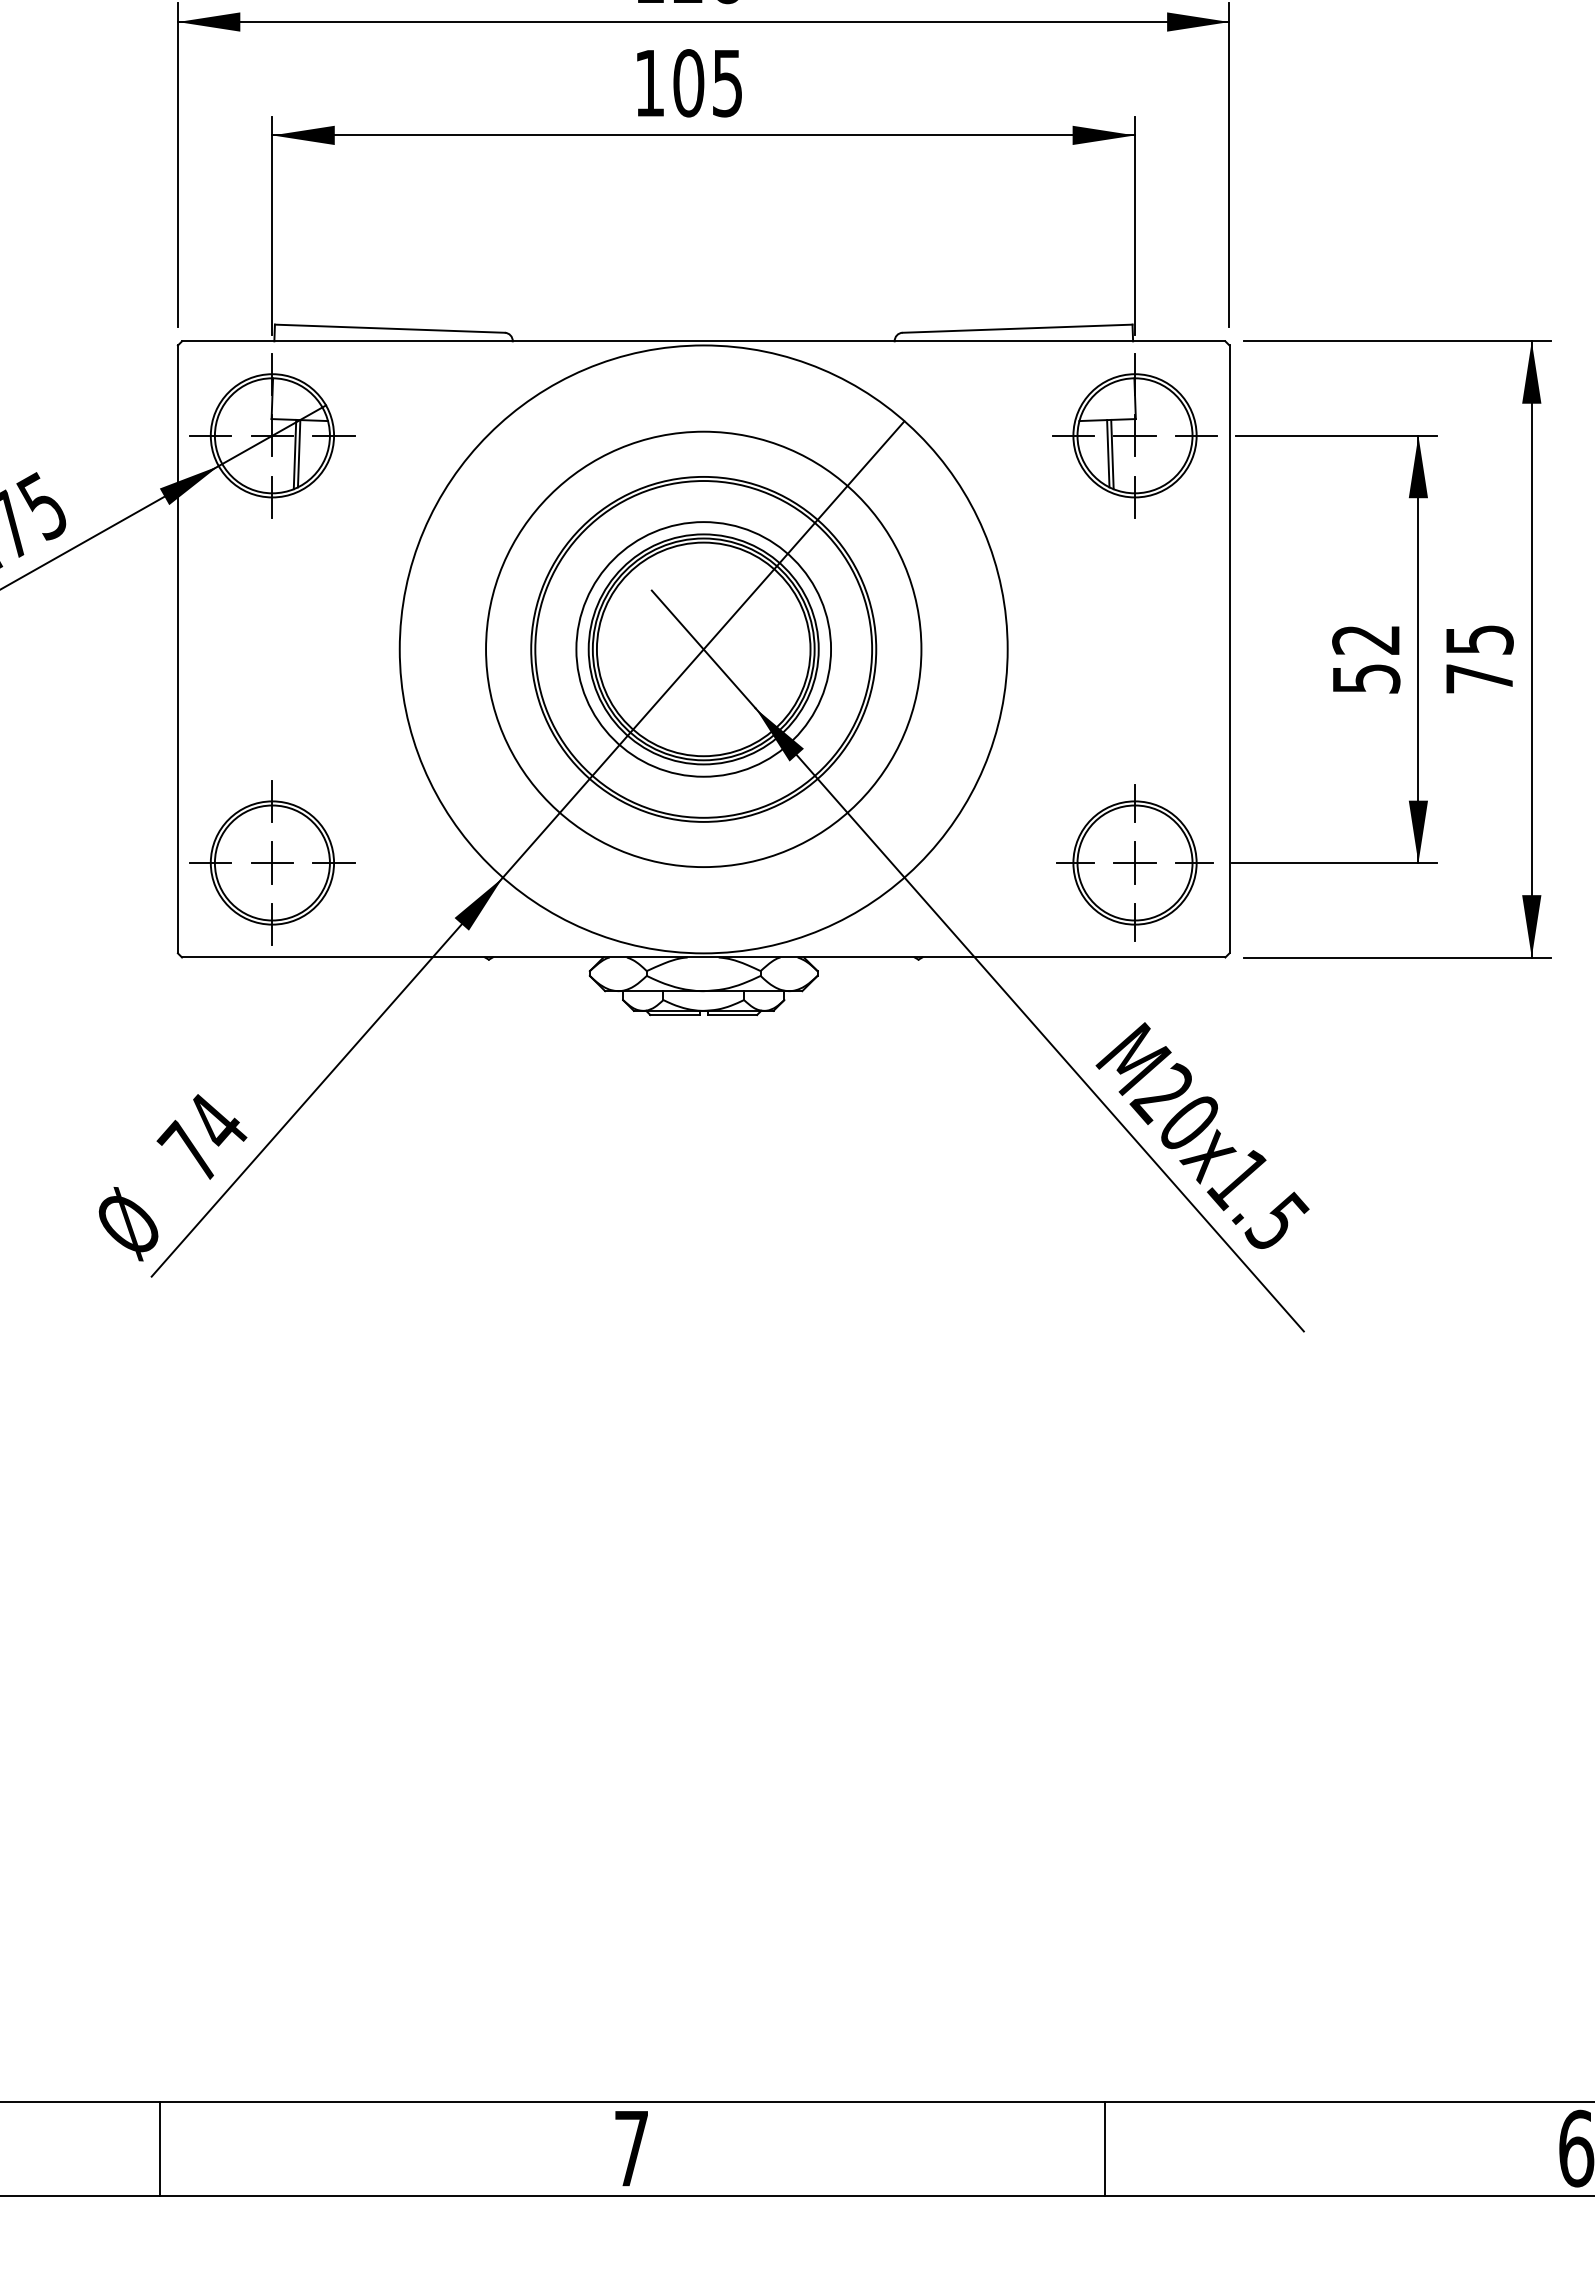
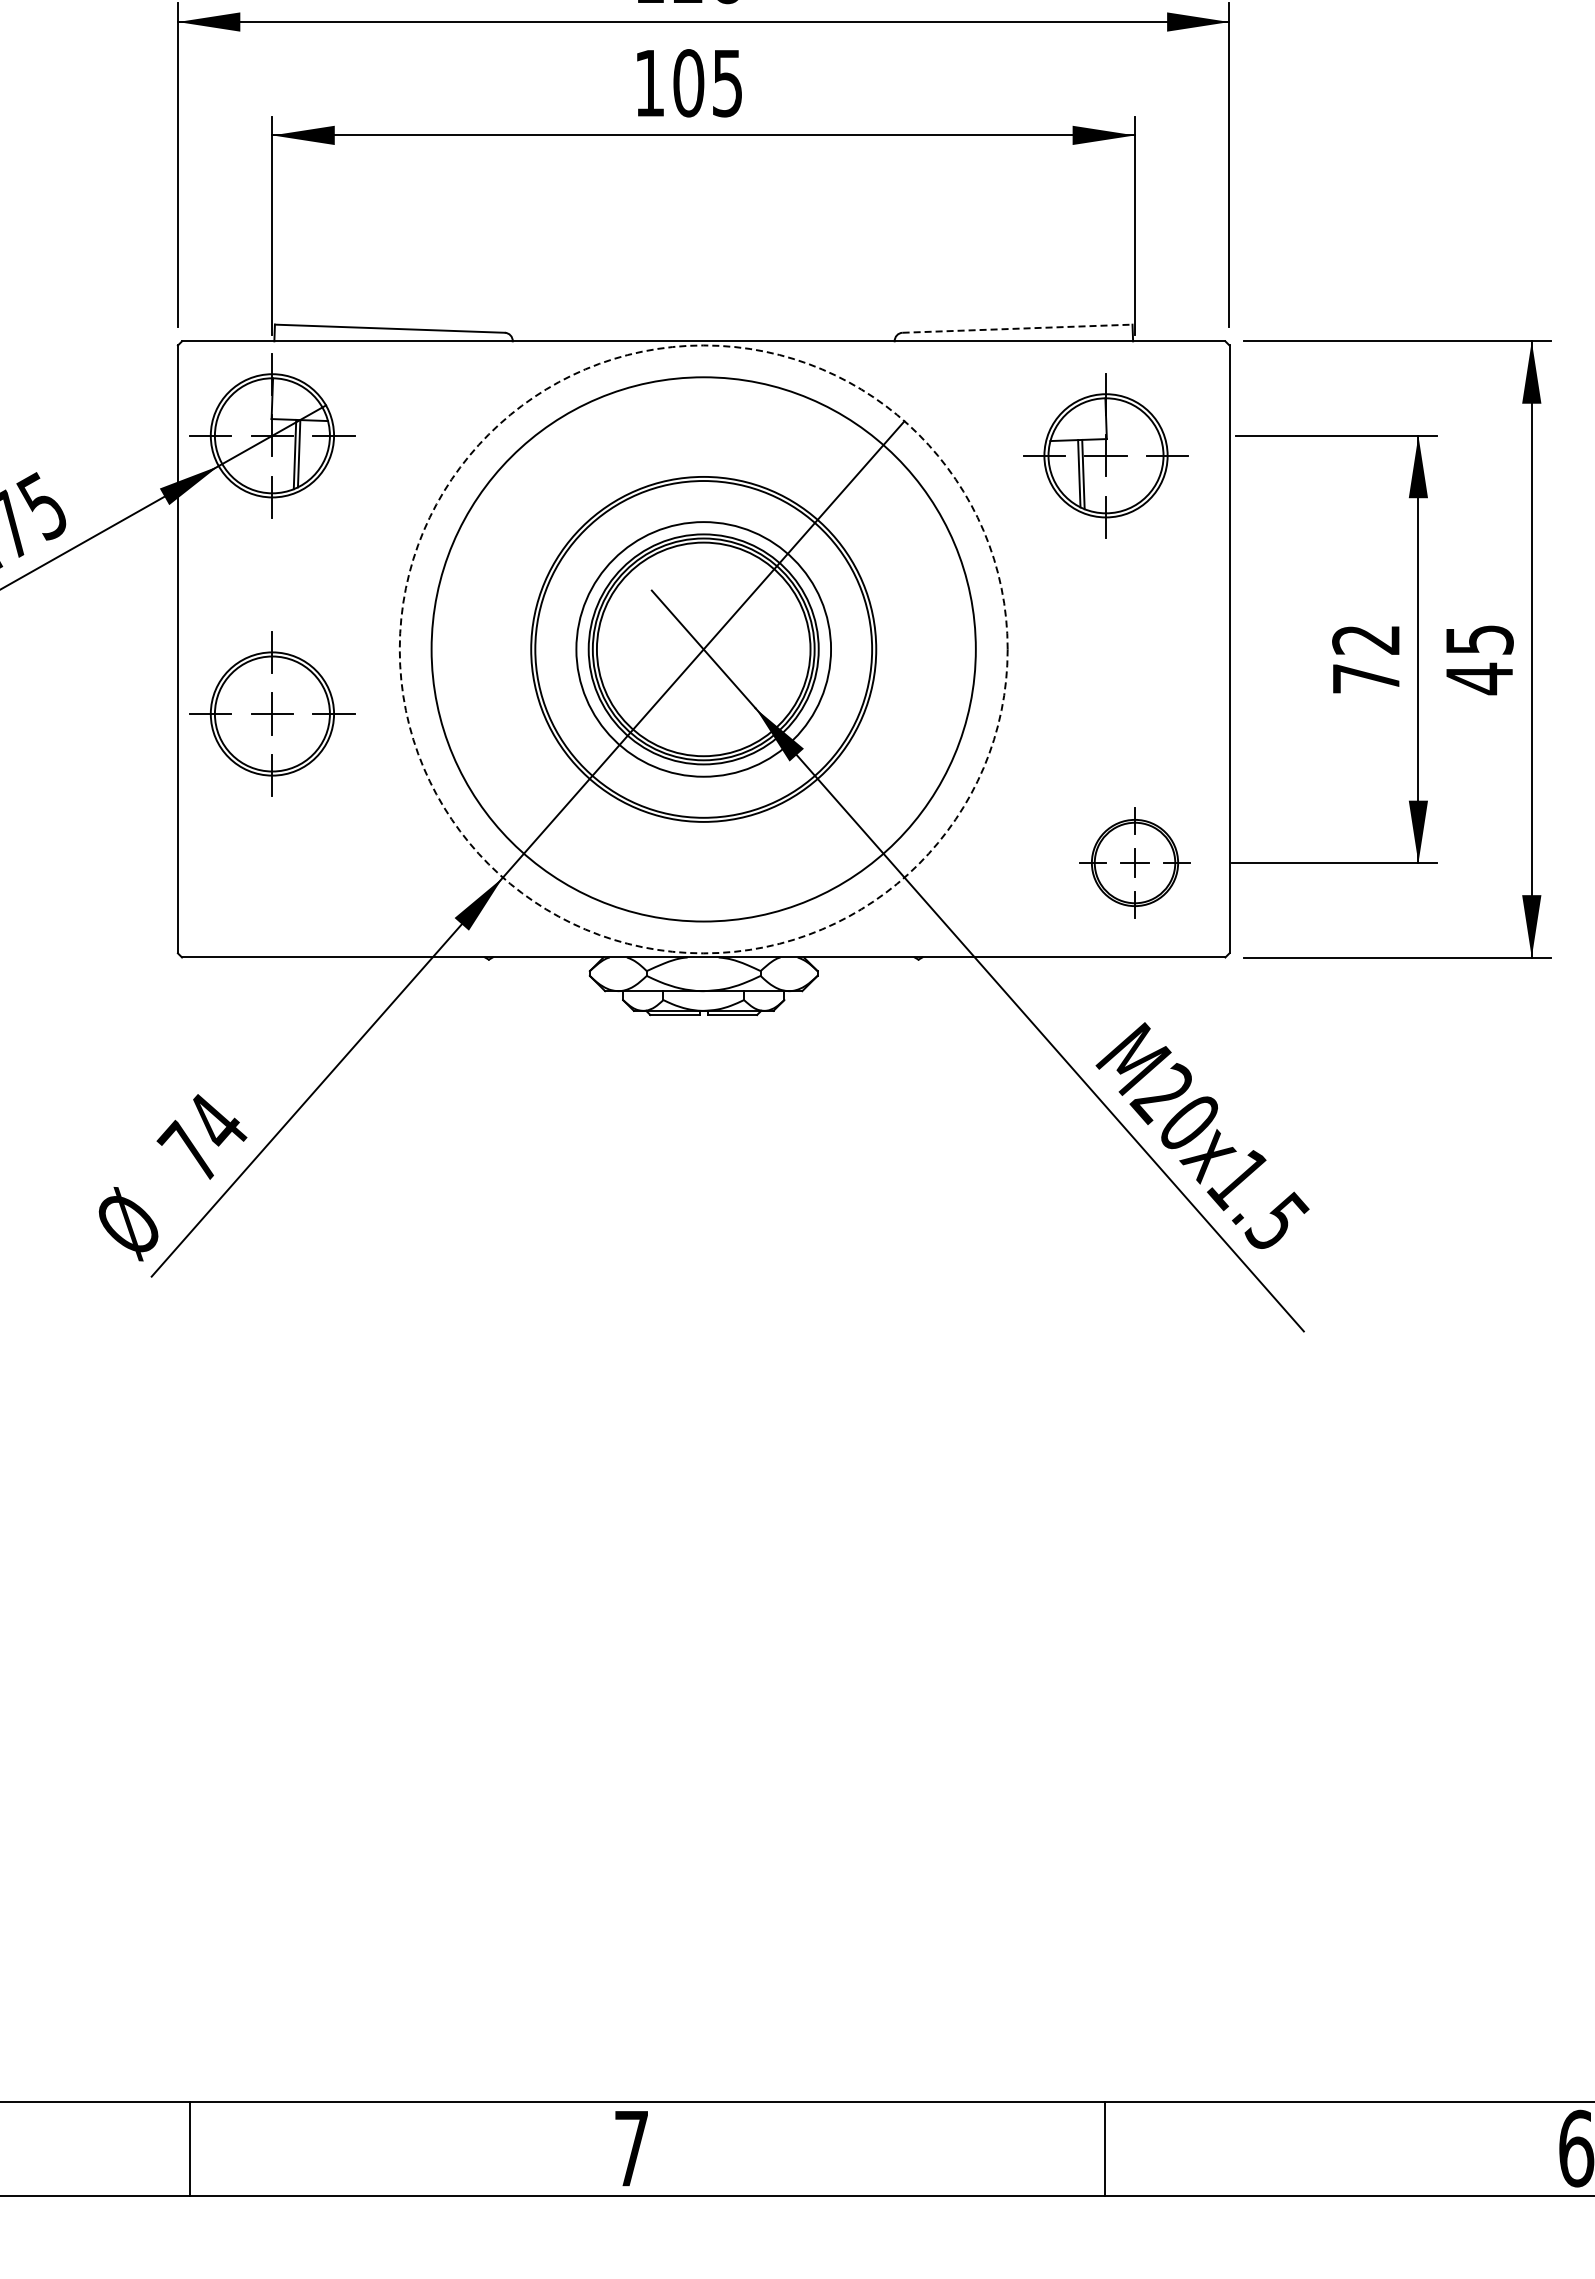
line: solid -> dashed (1018, 328)
part position: (1134, 435) -> (1105, 455) (1105, 455)
circle diameter: 435 px -> 544 px (703, 649)
circle: solid -> dashed (703, 649)
text: 52 -> 72 (1366, 678)
text: 75 -> 45 (1479, 678)
part position: (272, 862) -> (272, 713) (272, 713)
part size: 158x158 px -> 112x112 px (1134, 862)
line position: (160, 2148) -> (190, 2148) (190, 2148)
